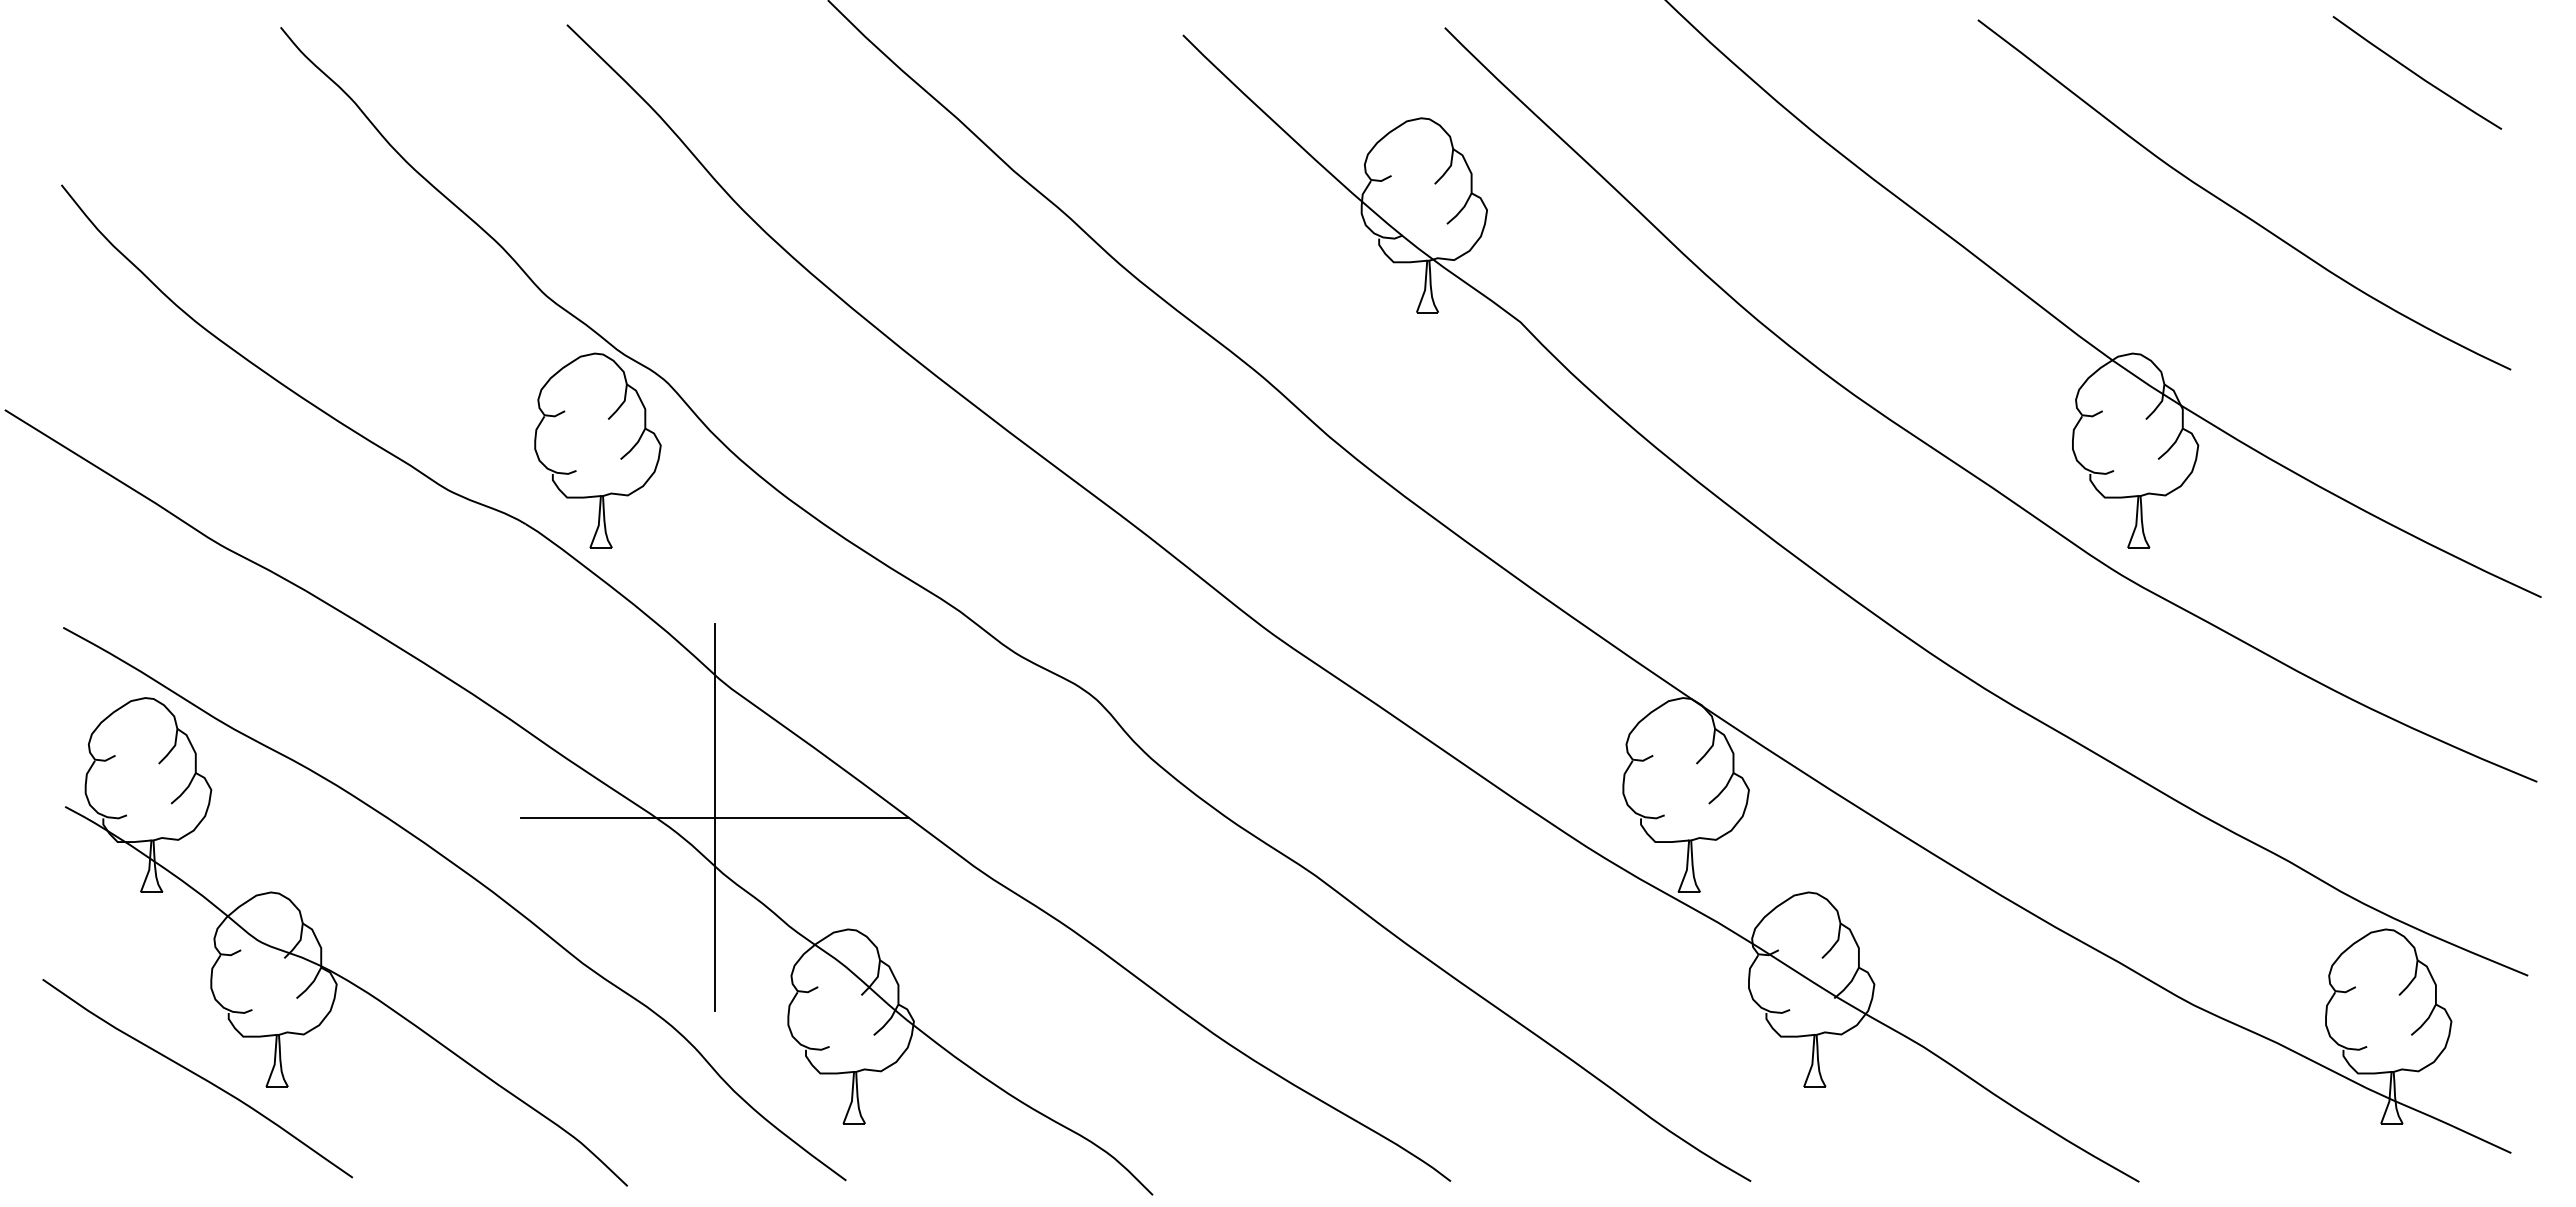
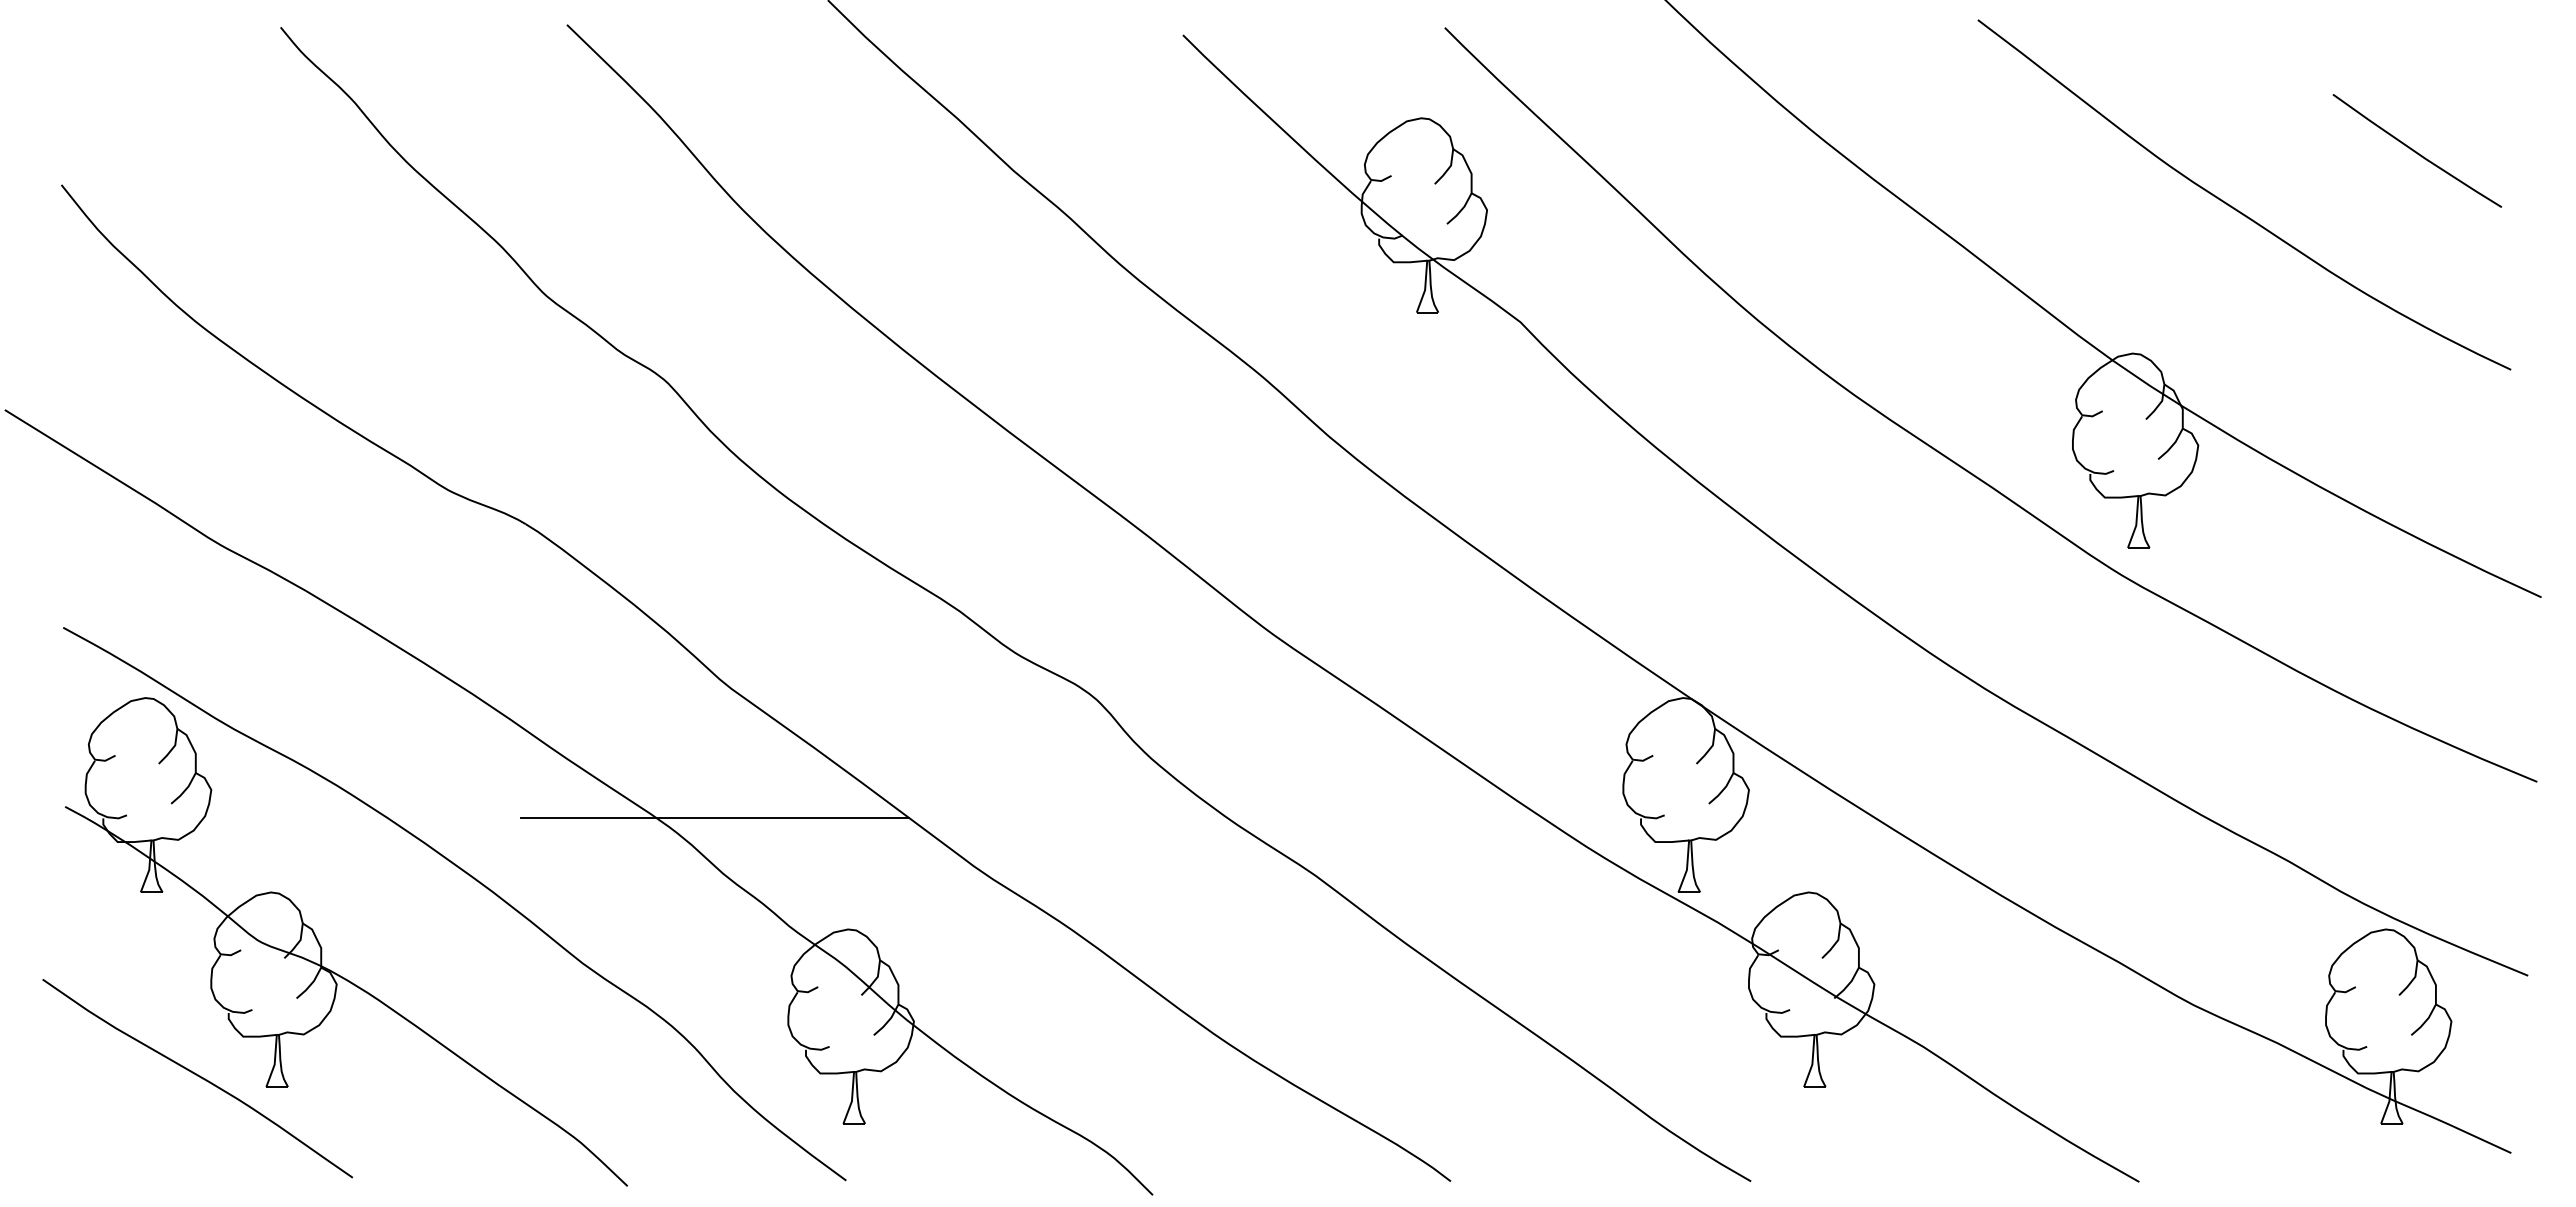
line position: (2416, 73) -> (2416, 151) (2416, 151)
part: present -> none (620, 458)
line: present -> none (714, 817)
